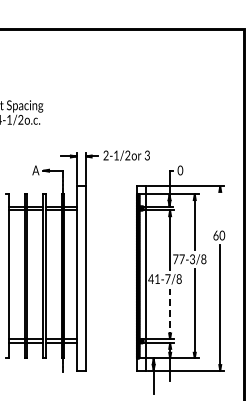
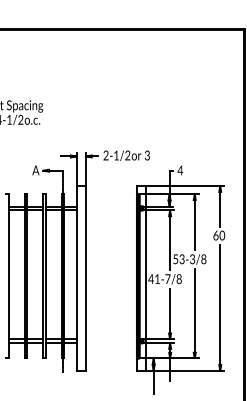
text: 0 -> 4 (180, 170)
line: none -> present (220, 206)
text: 77-3/8 -> 53-3/8 (178, 259)
line: dashed -> solid (170, 313)
